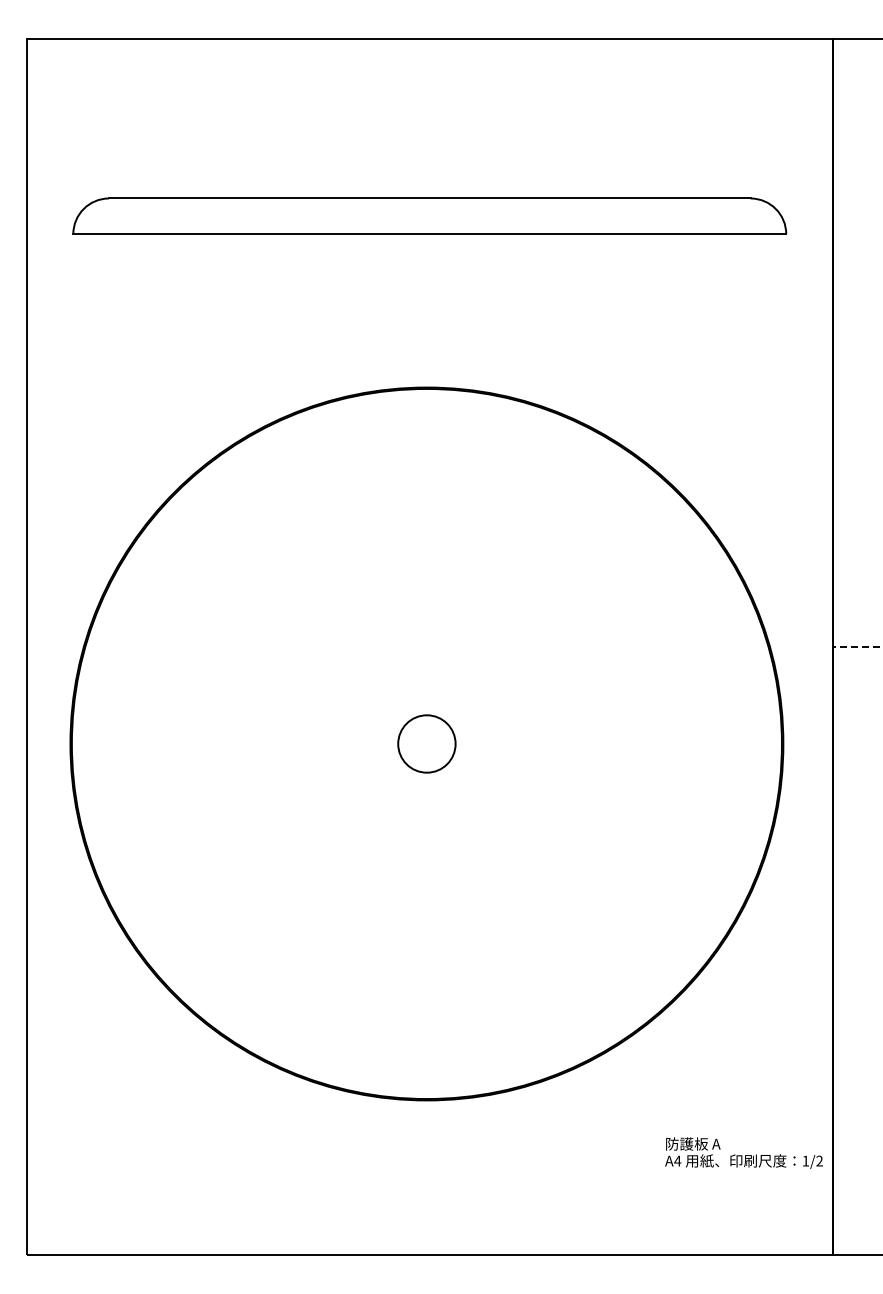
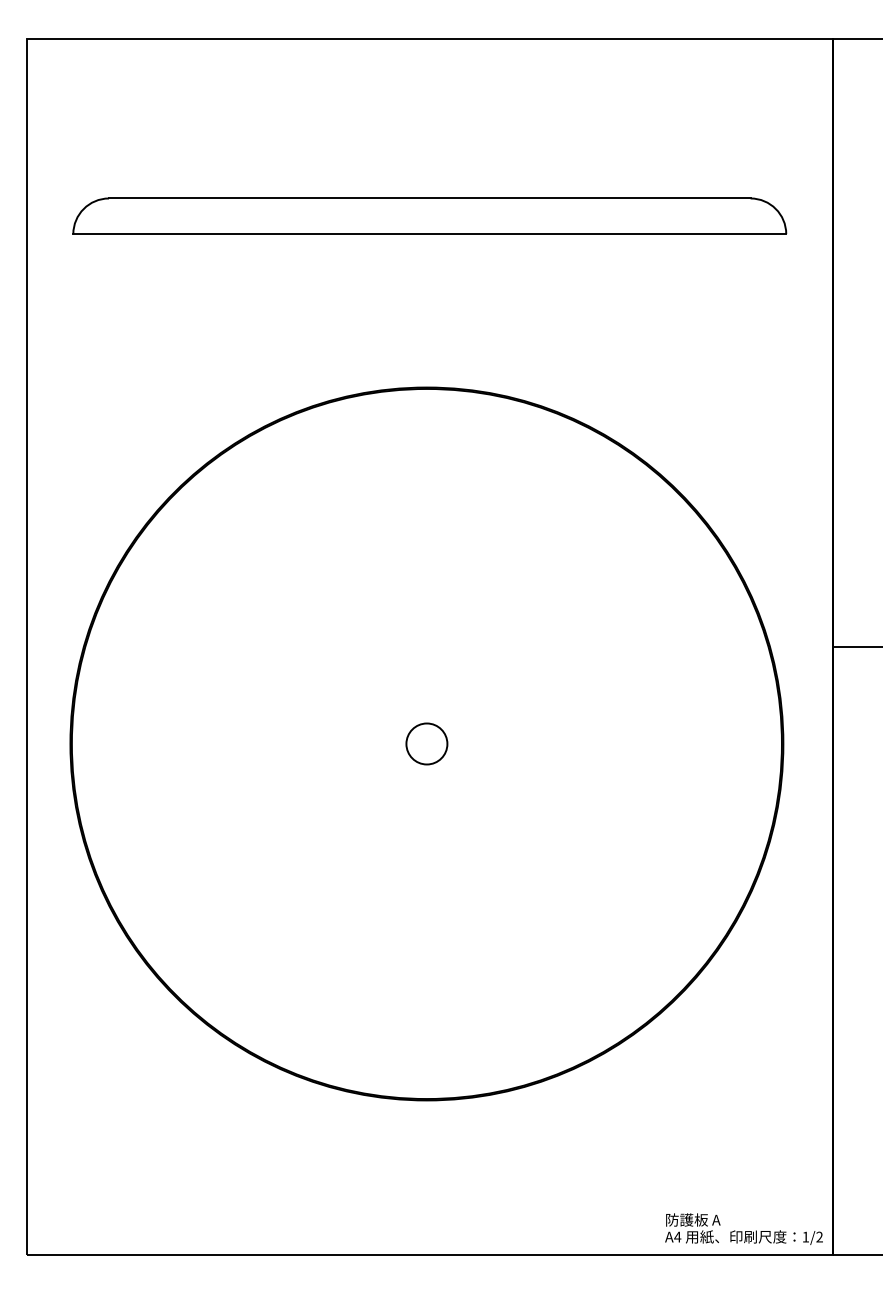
line: dashed -> solid (858, 646)
circle diameter: 57 px -> 41 px (426, 743)
text position: (743, 1152) -> (743, 1228) (743, 1228)
